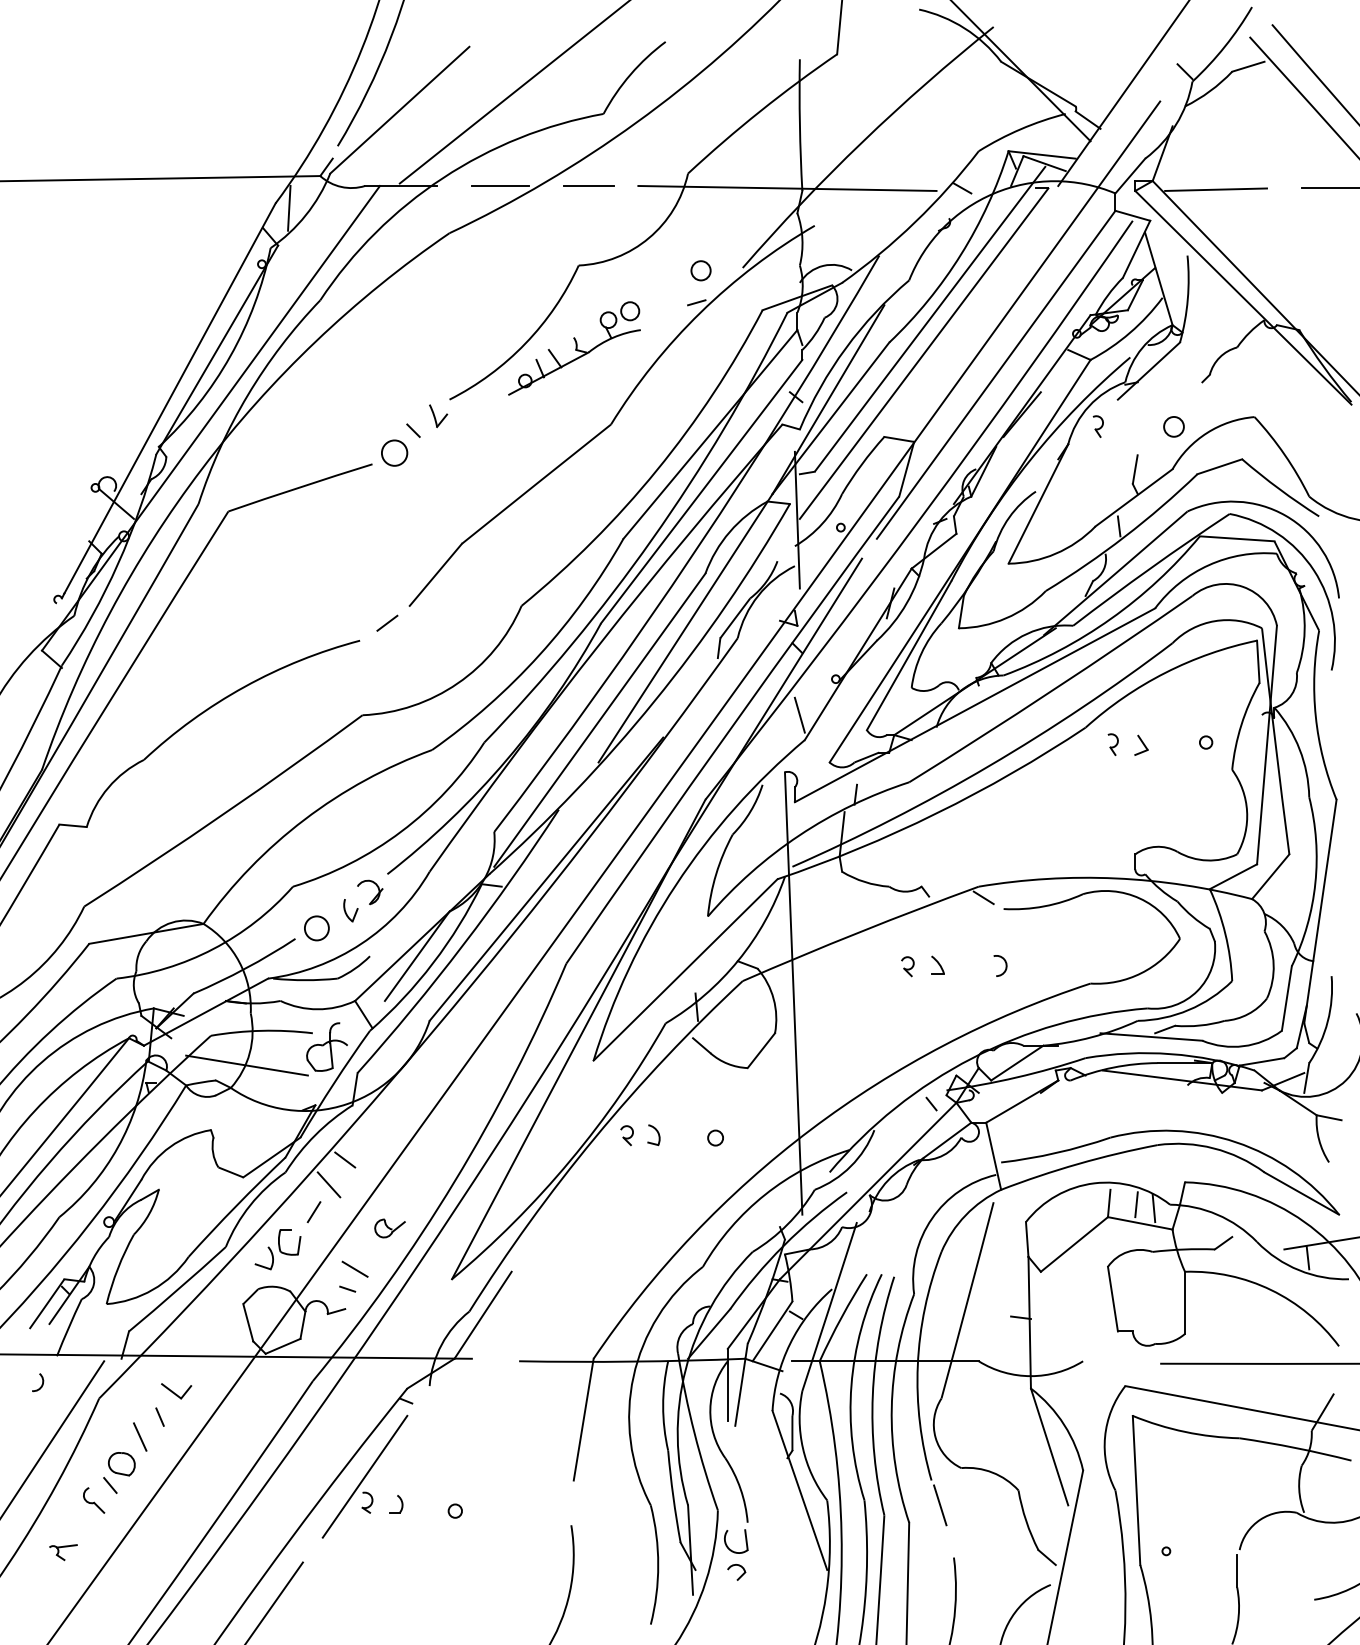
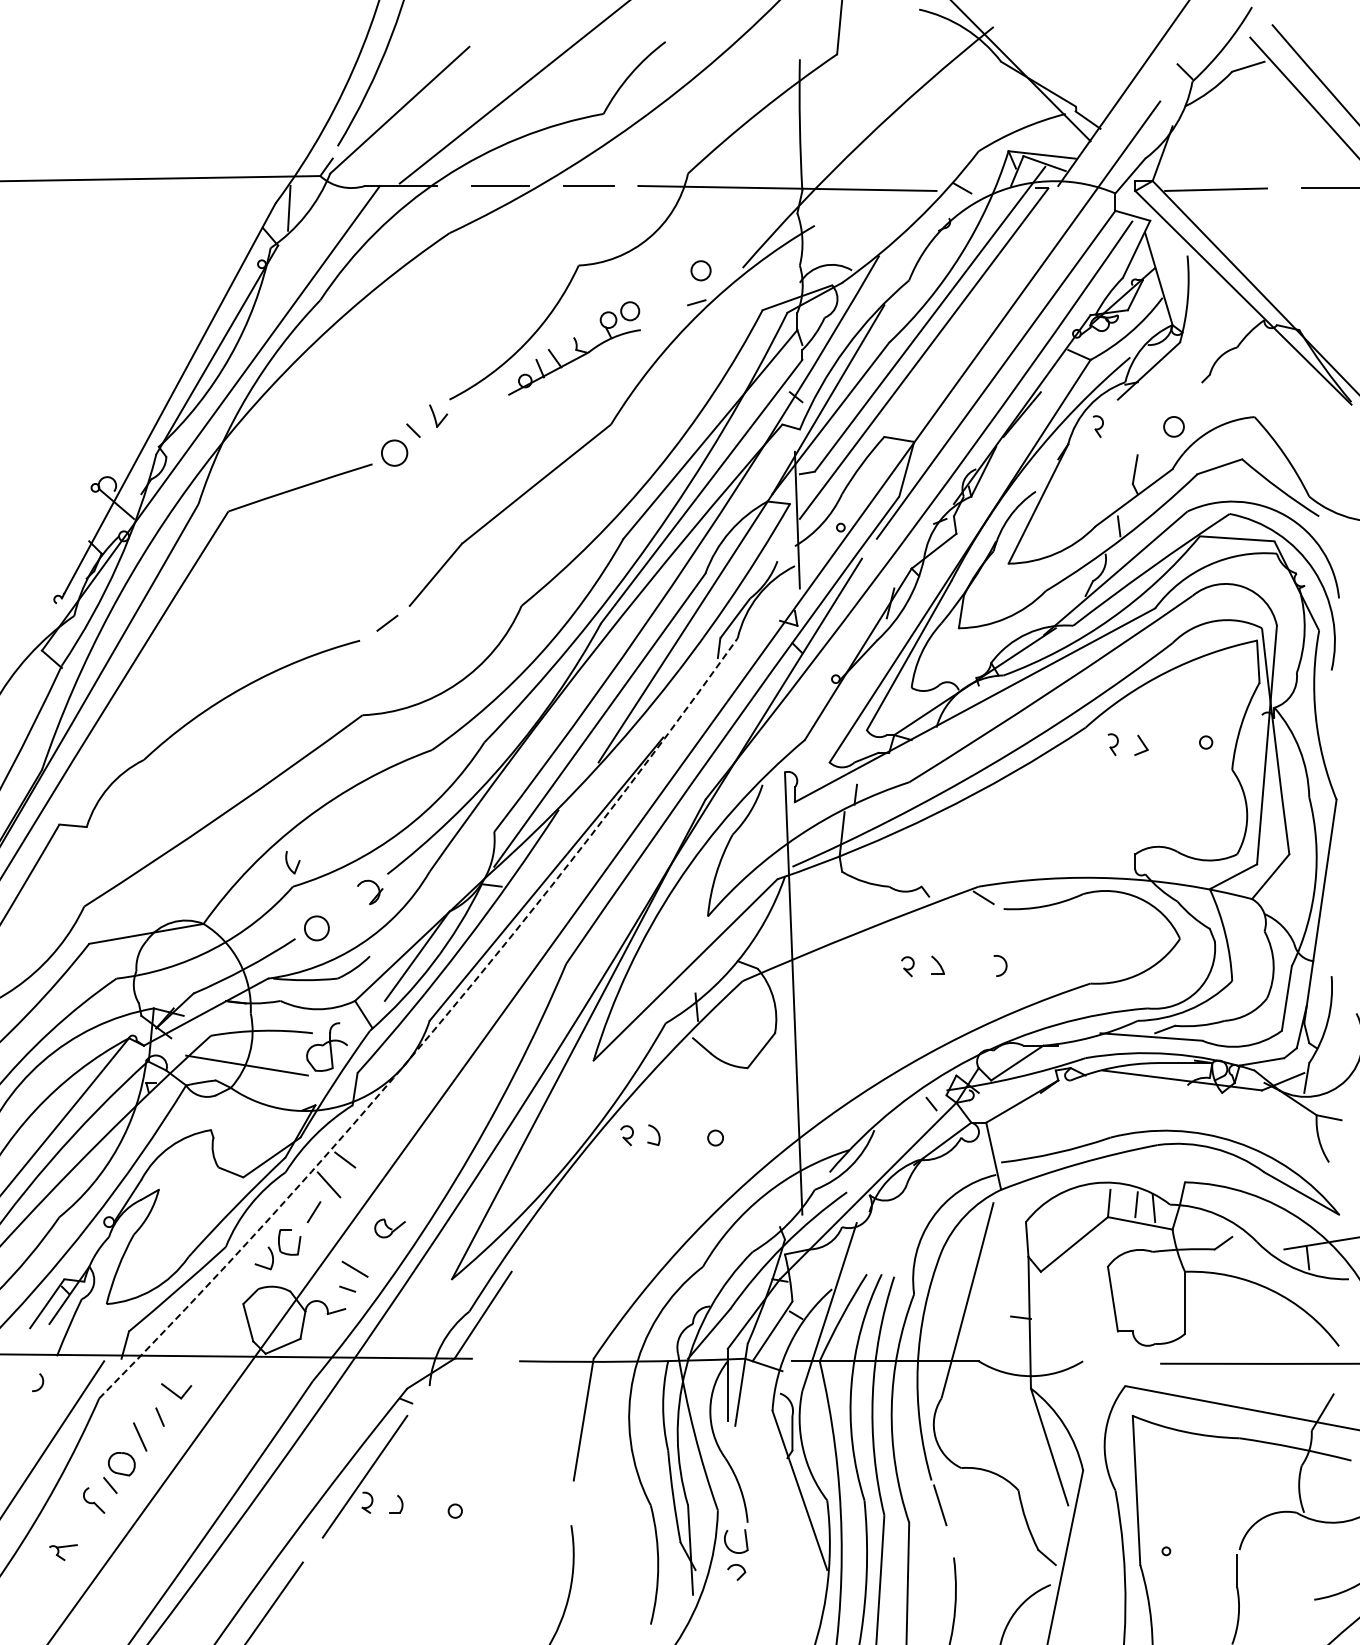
line: present -> none (799, 714)
part position: (350, 910) -> (292, 862) (292, 862)
arc: solid -> dashed (433, 1030)
